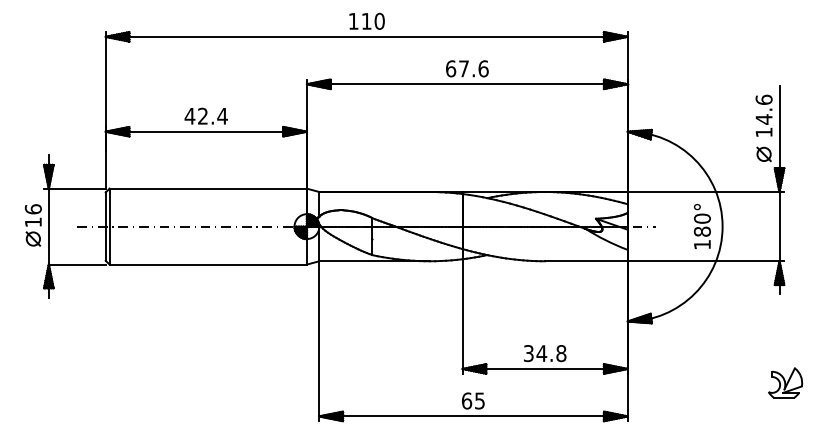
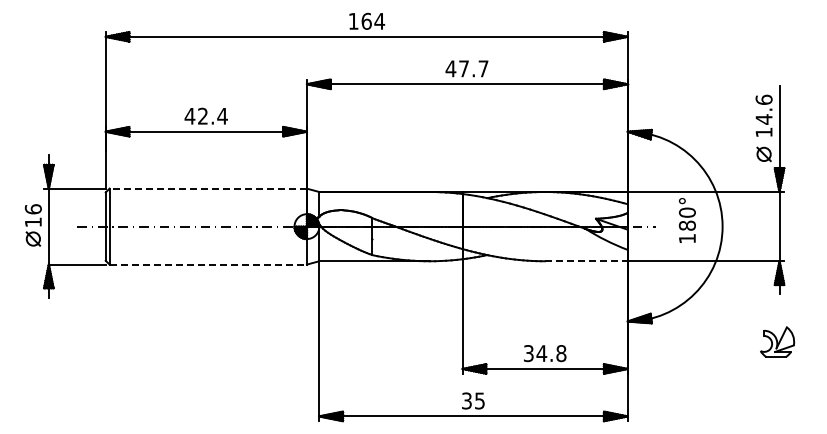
text: 110 -> 164 (373, 20)
text: 67.6 -> 47.7 (466, 68)
line: solid -> dashed (208, 188)
text position: (701, 226) -> (686, 220) (686, 220)
line: solid -> dashed (586, 261)
line: solid -> dashed (208, 264)
part position: (785, 382) -> (777, 341) (777, 341)
text: 65 -> 35 (467, 400)
